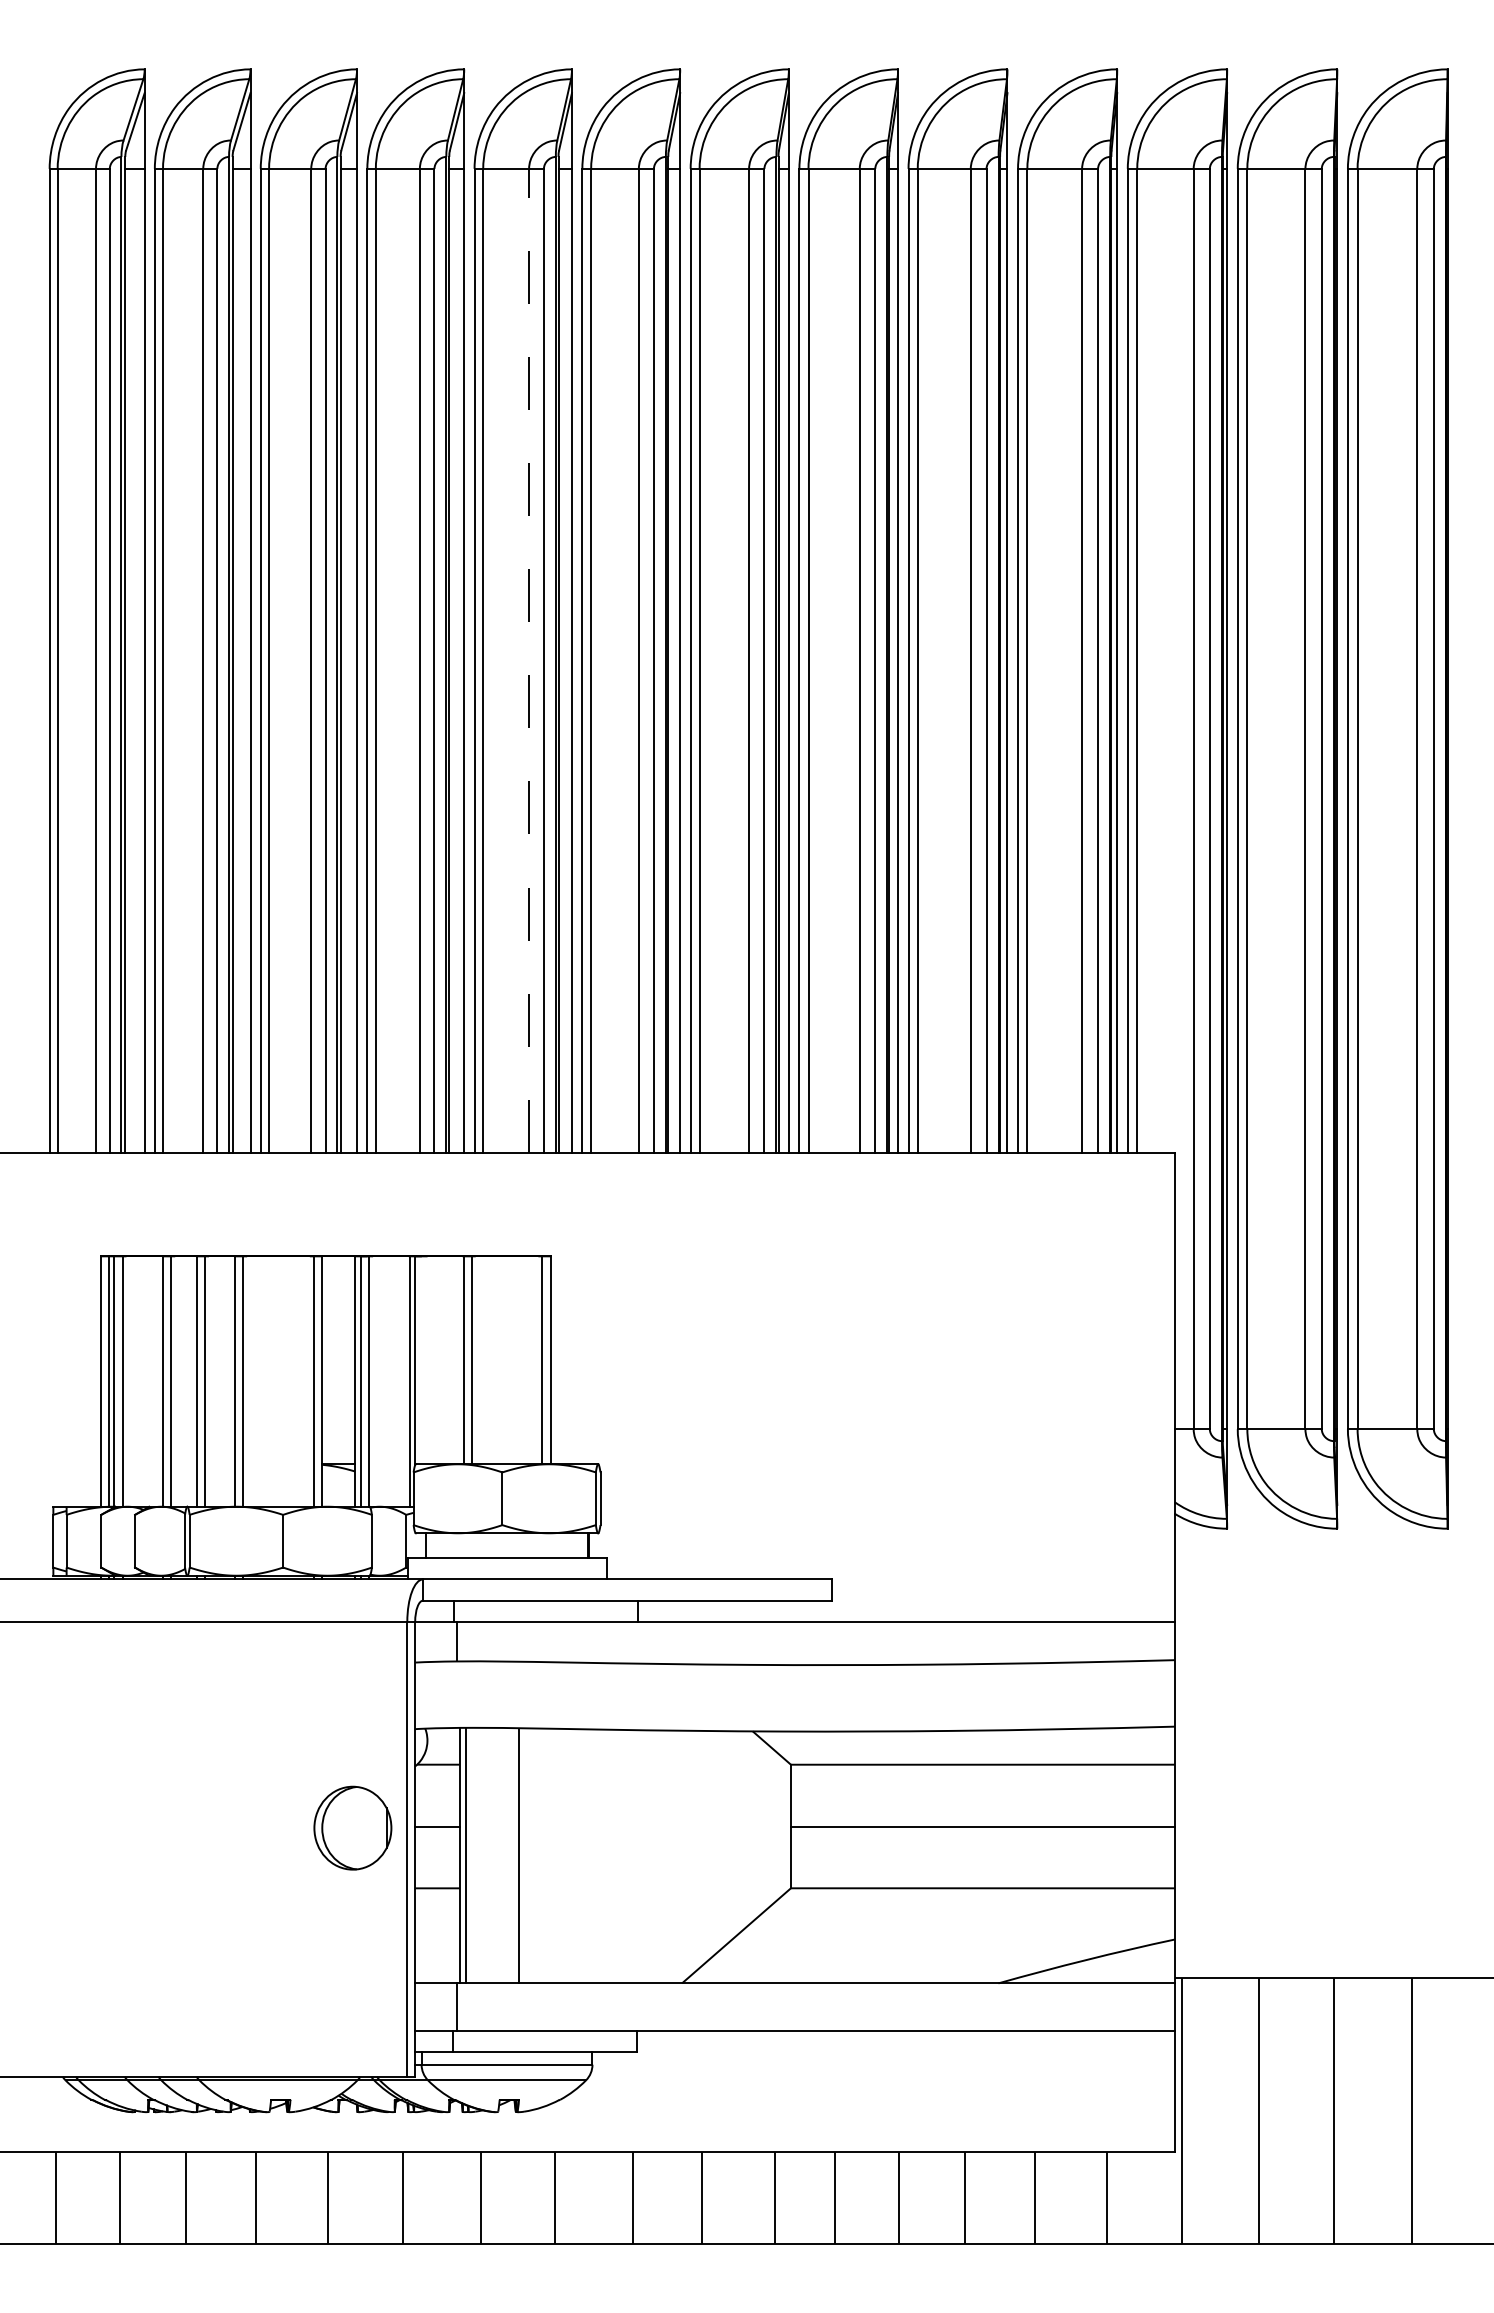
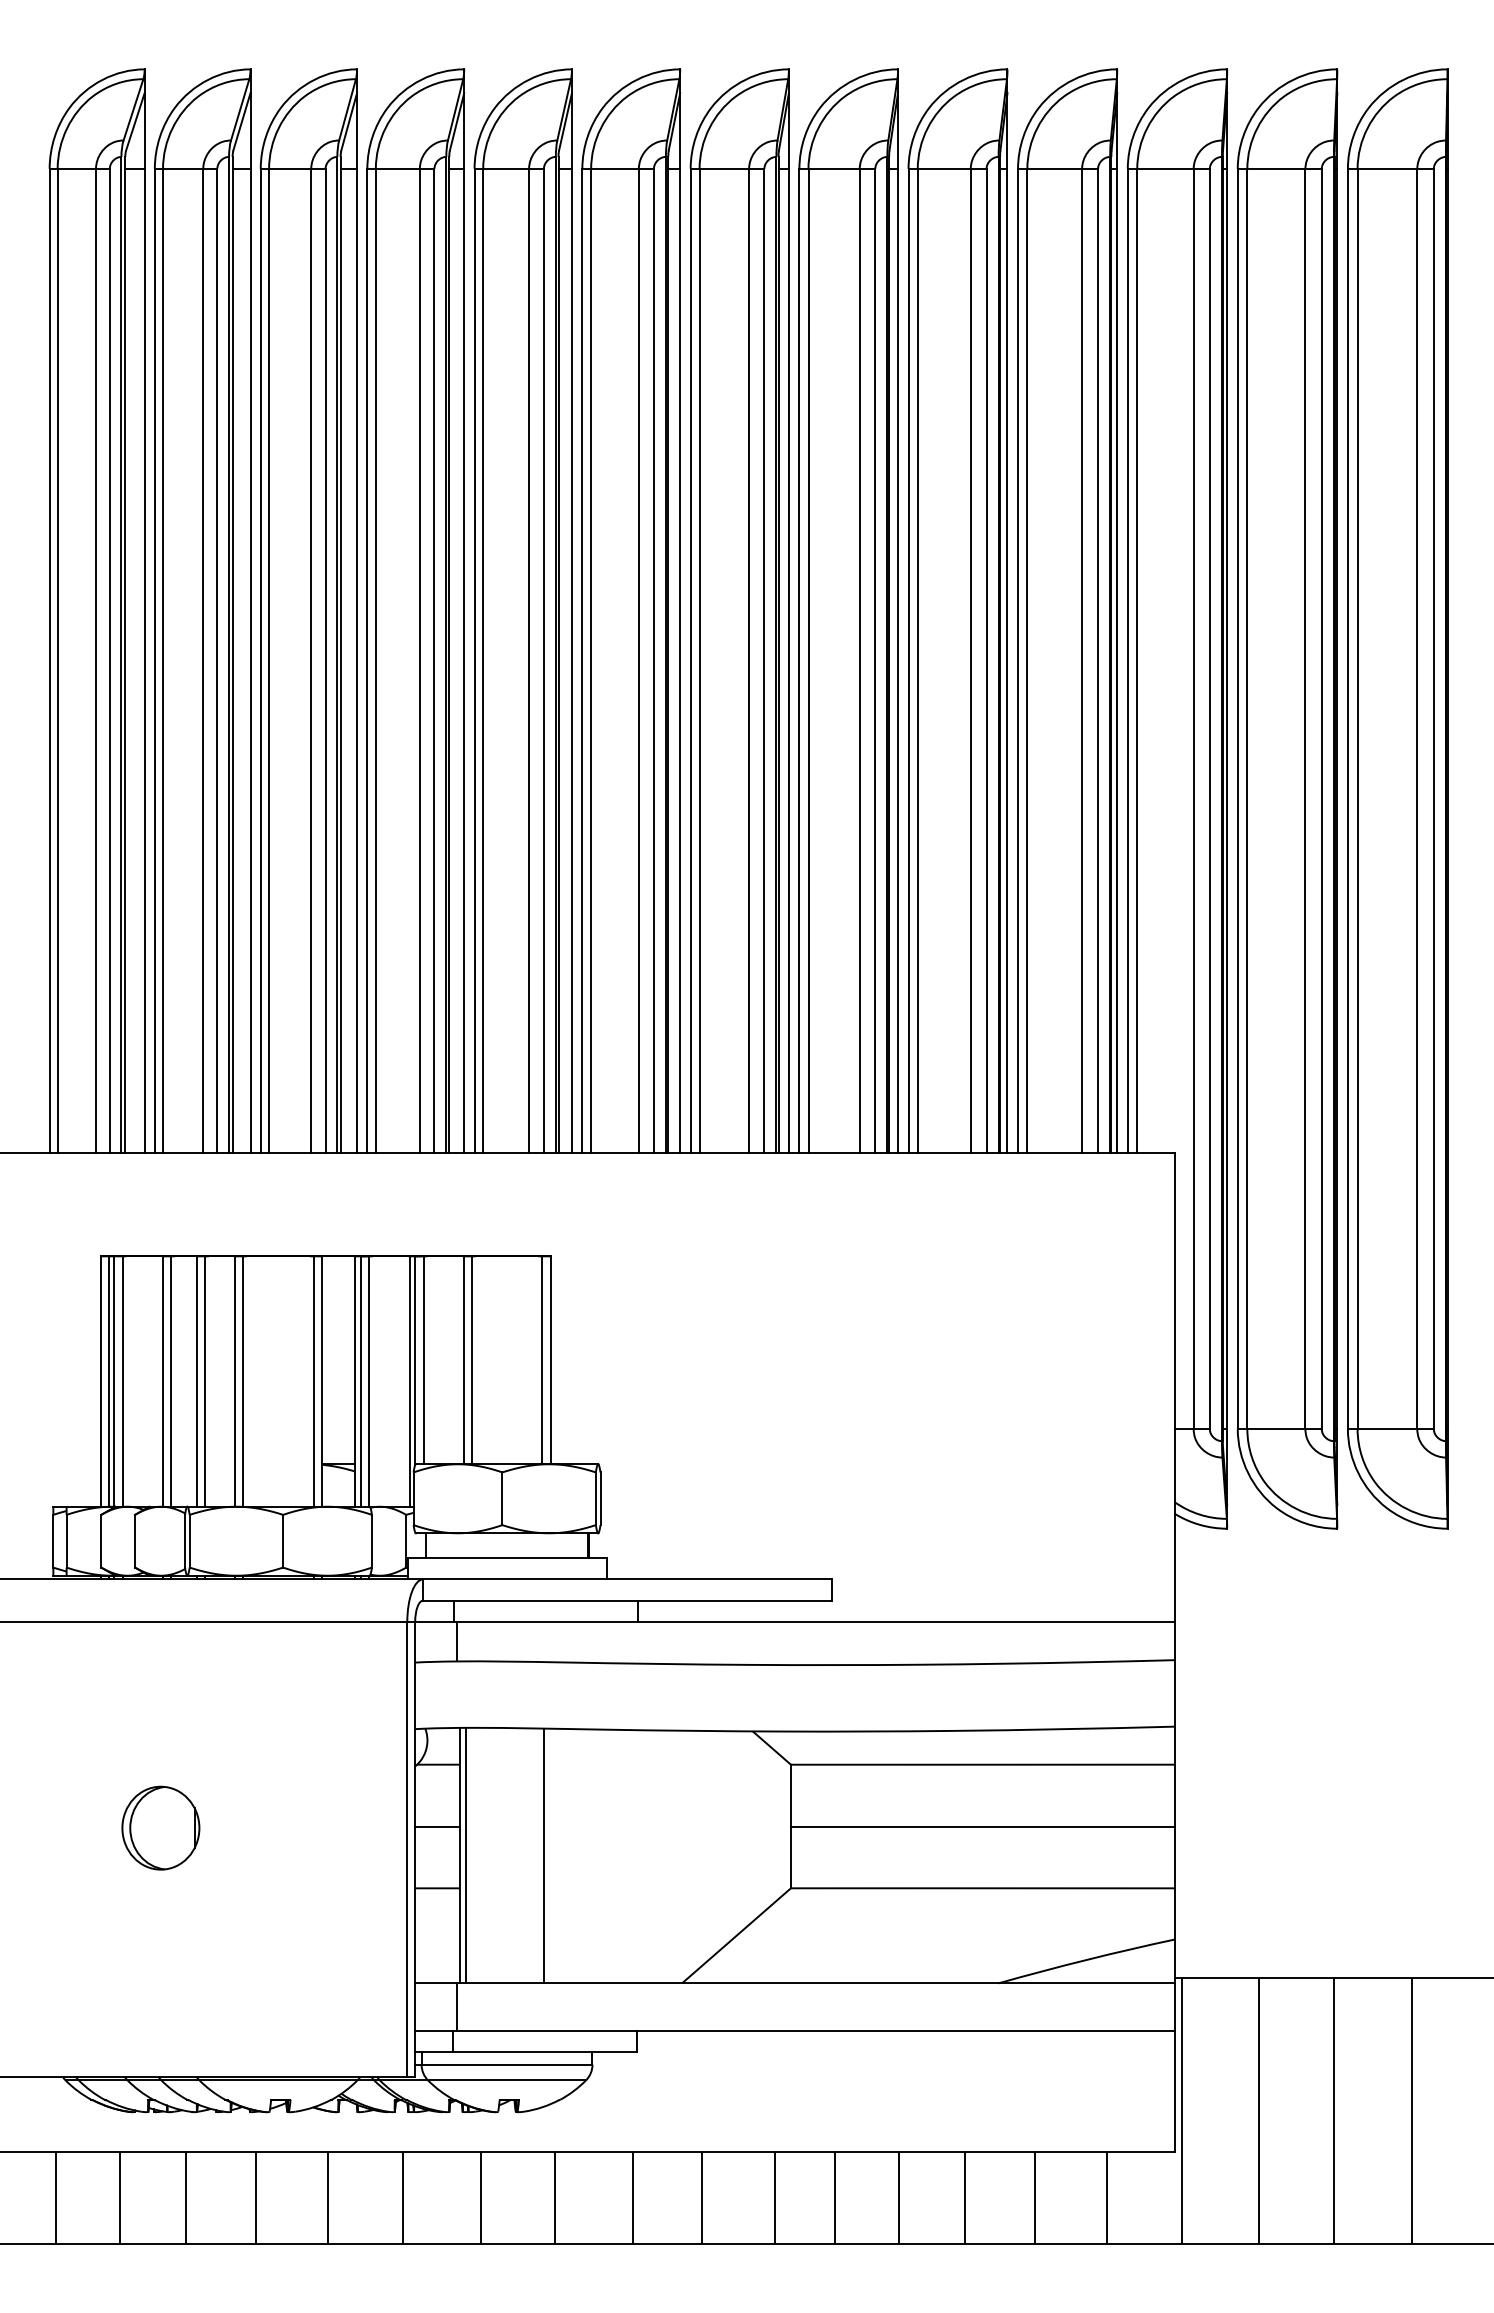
line: dashed -> solid (529, 660)
line: none -> present (423, 1360)
part position: (352, 1827) -> (160, 1827) (160, 1827)
line position: (519, 1855) -> (544, 1855) (544, 1855)
